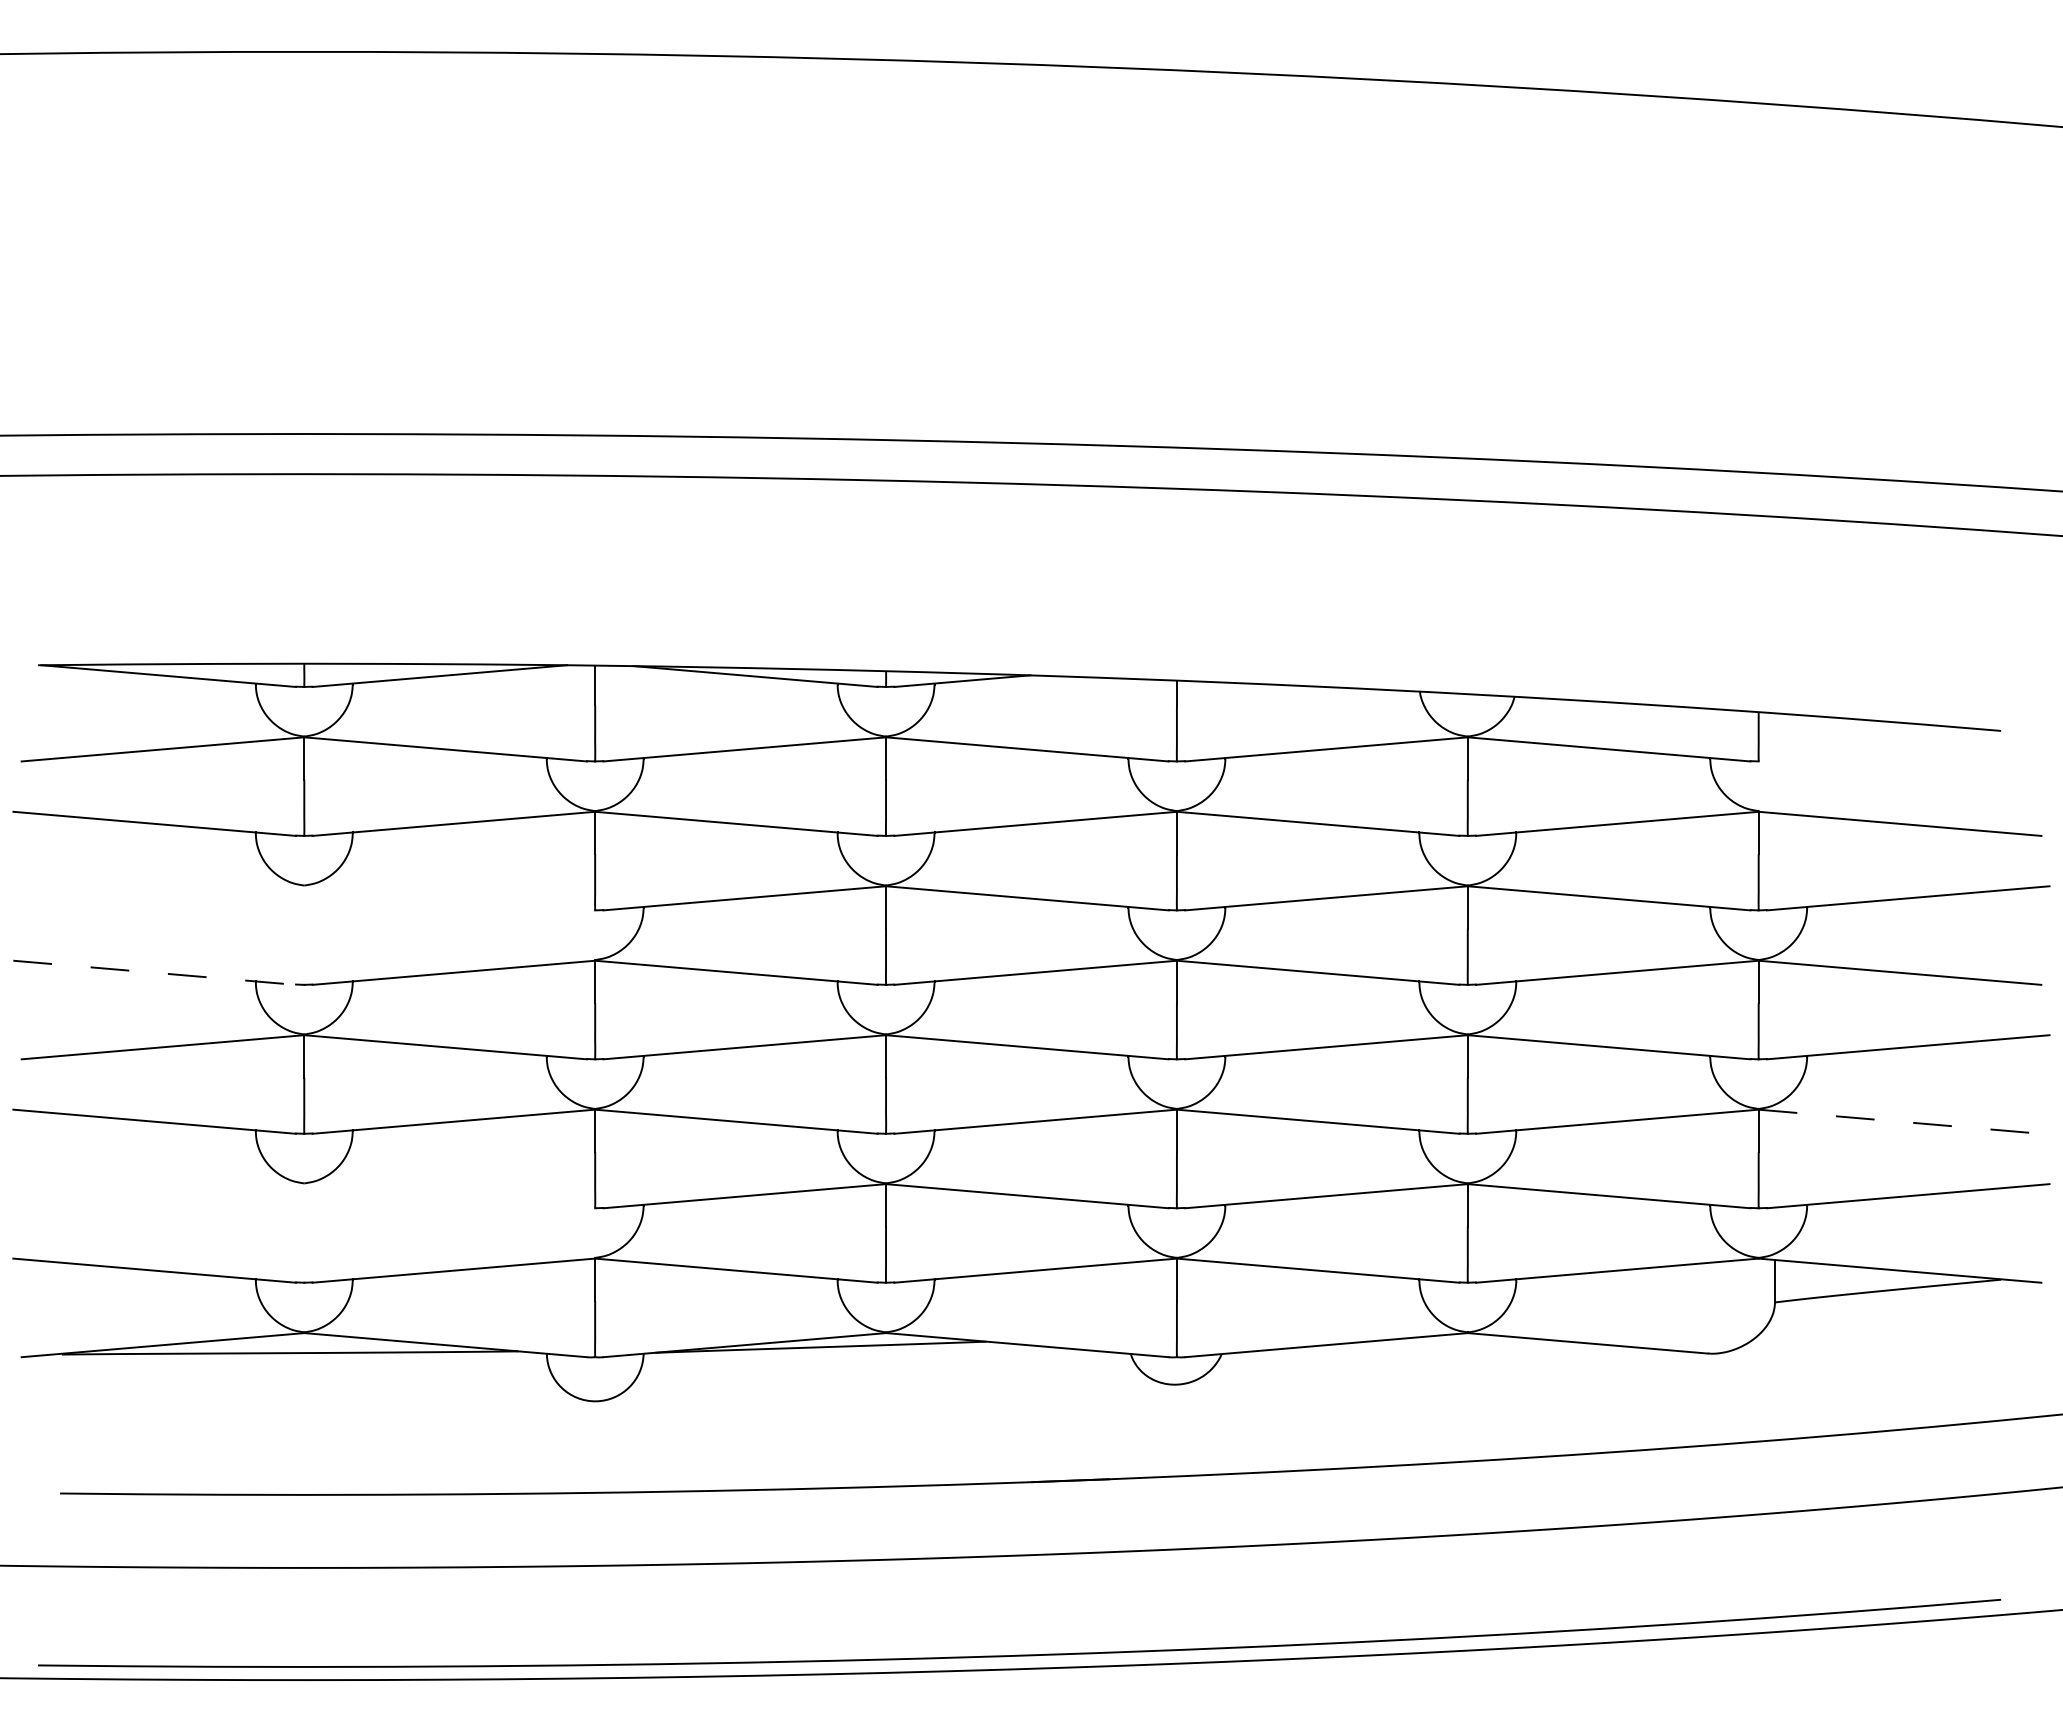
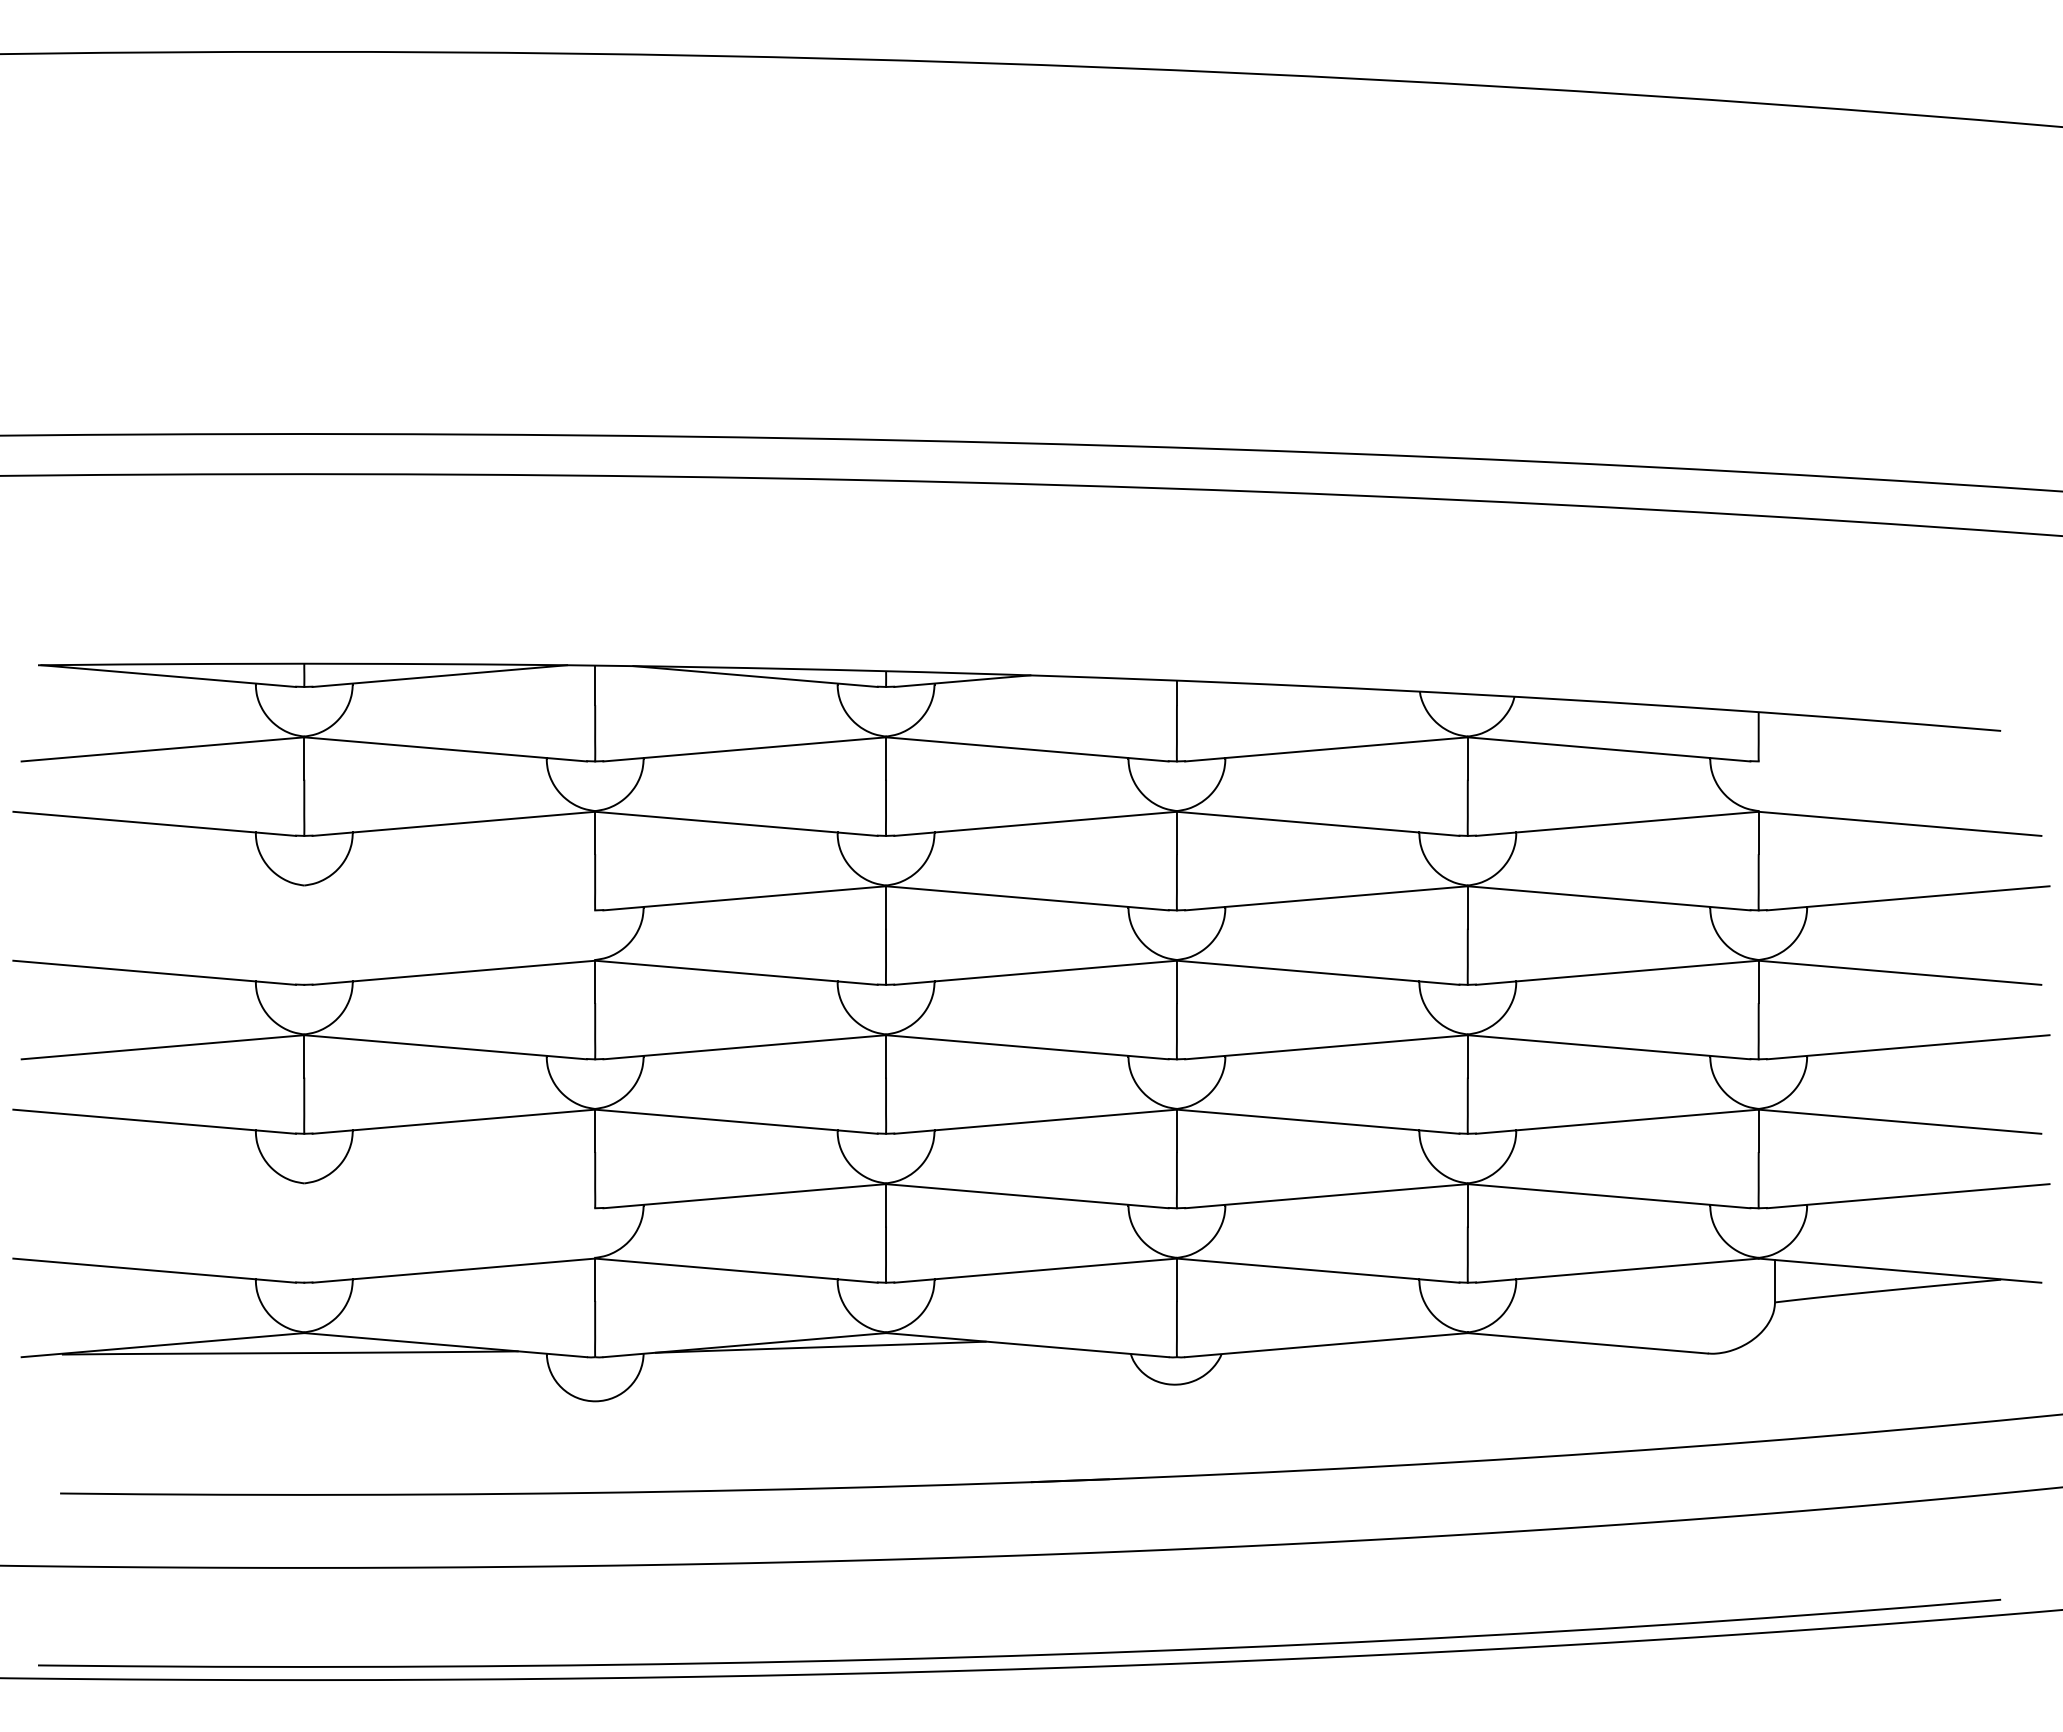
line: dashed -> solid (154, 972)
line: dashed -> solid (1899, 1121)
